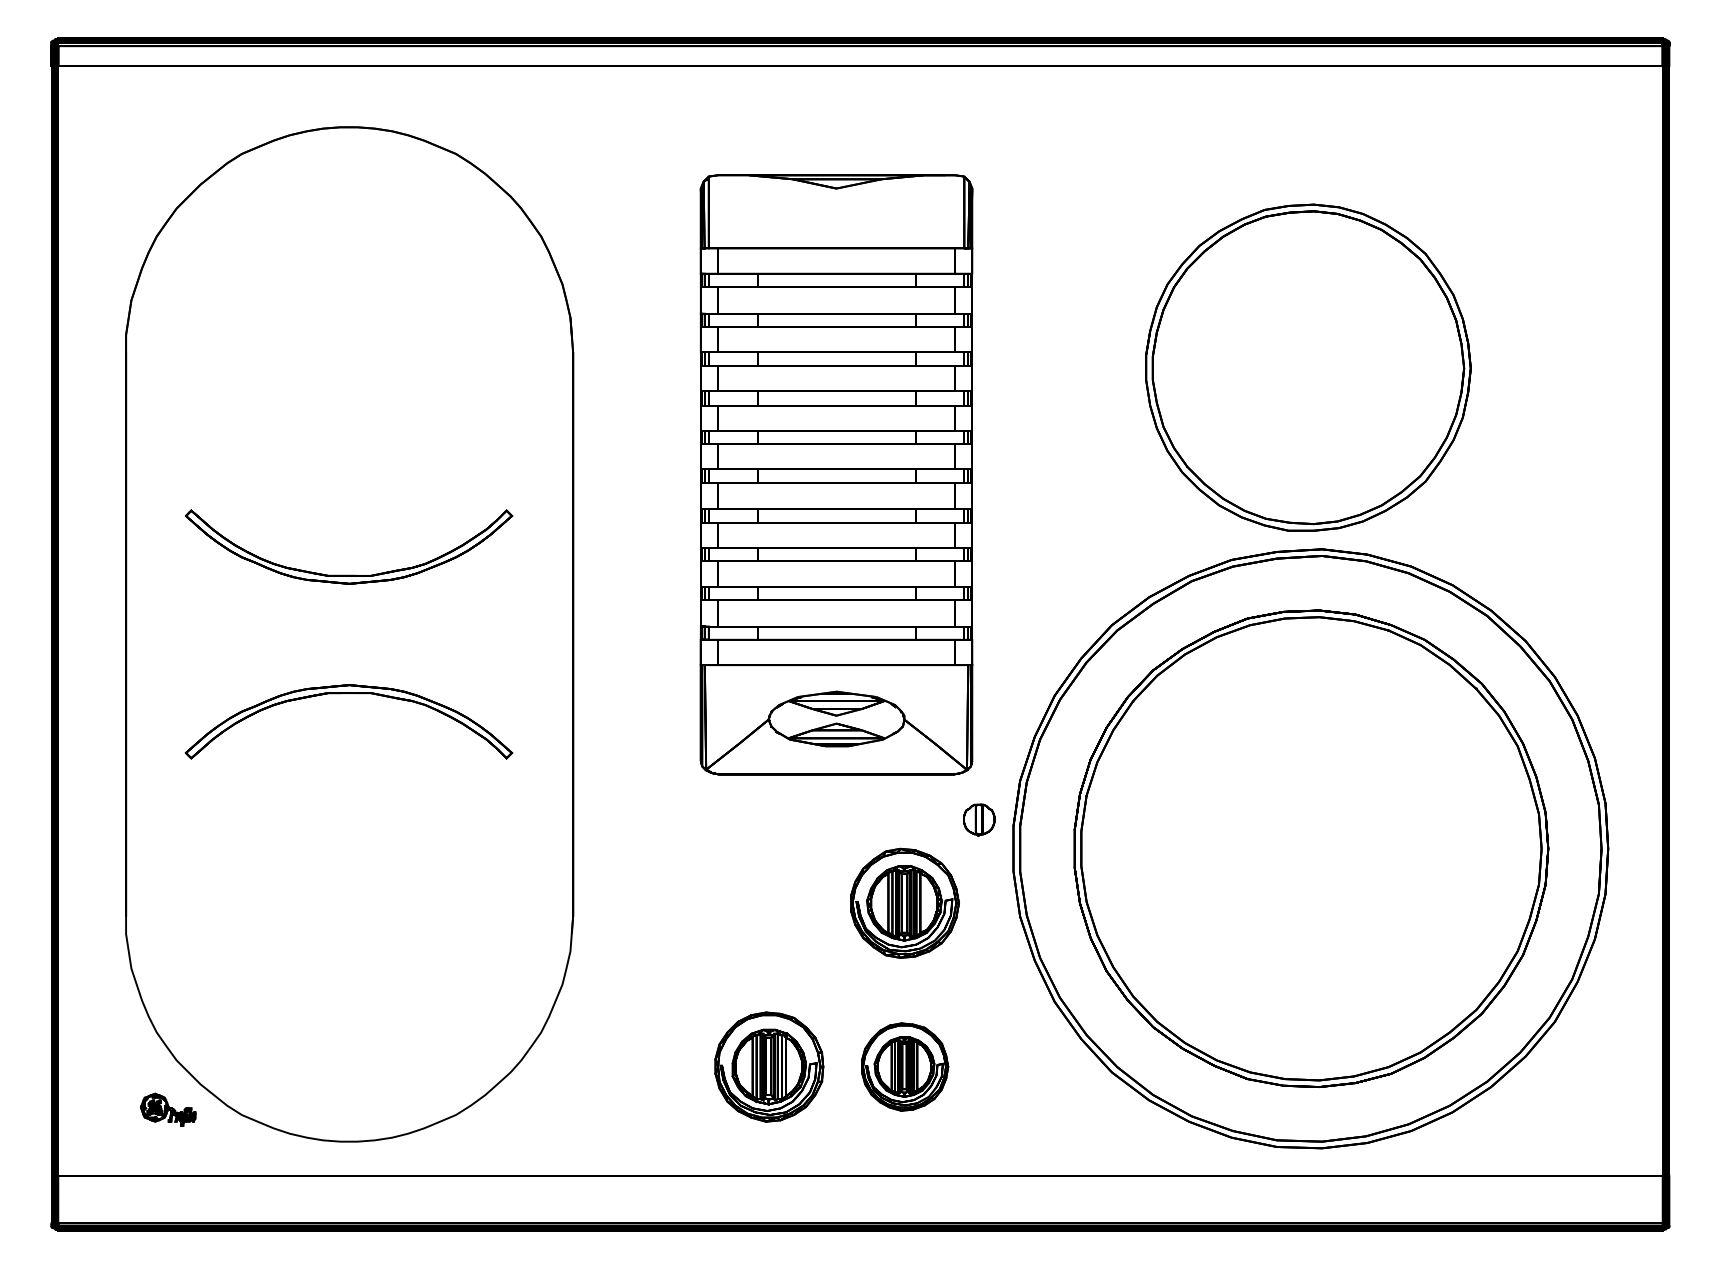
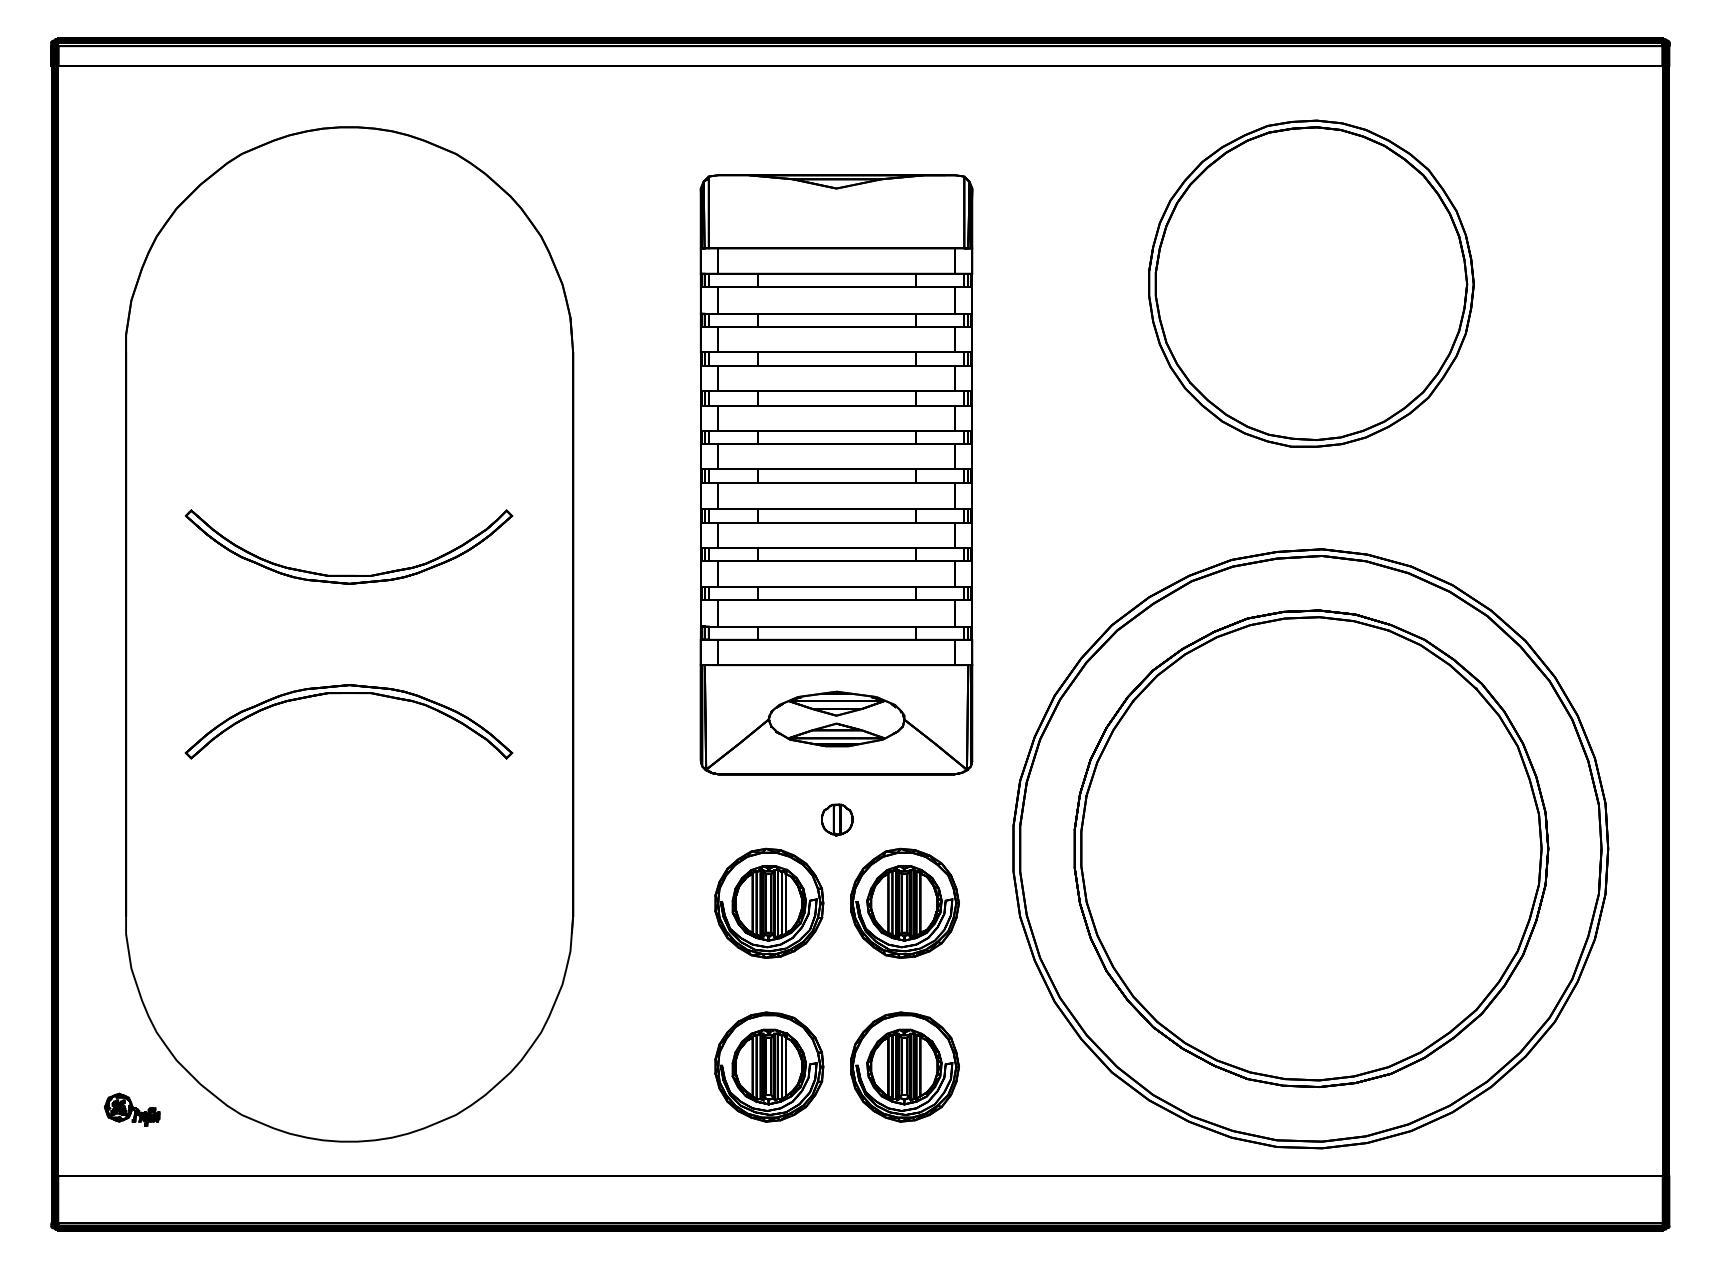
part position: (1308, 367) -> (1311, 283) (1311, 283)
part position: (979, 819) -> (837, 819) (837, 819)
part: none -> present (769, 902)
part size: 89x90 px -> 110x112 px (904, 1066)
part position: (168, 1109) -> (132, 1109) (132, 1109)
